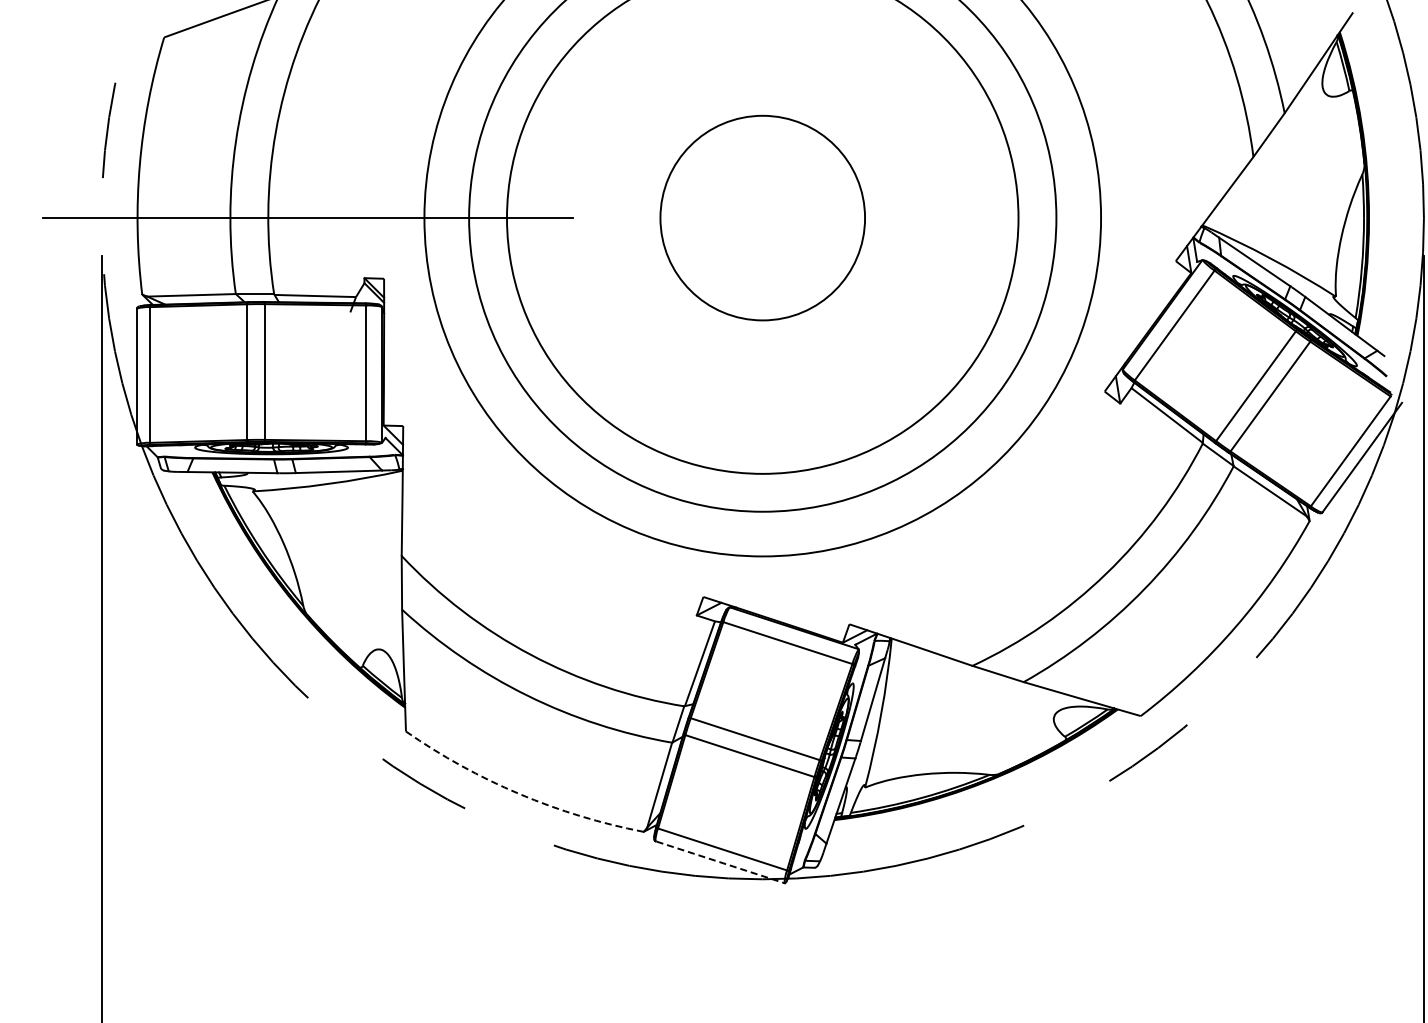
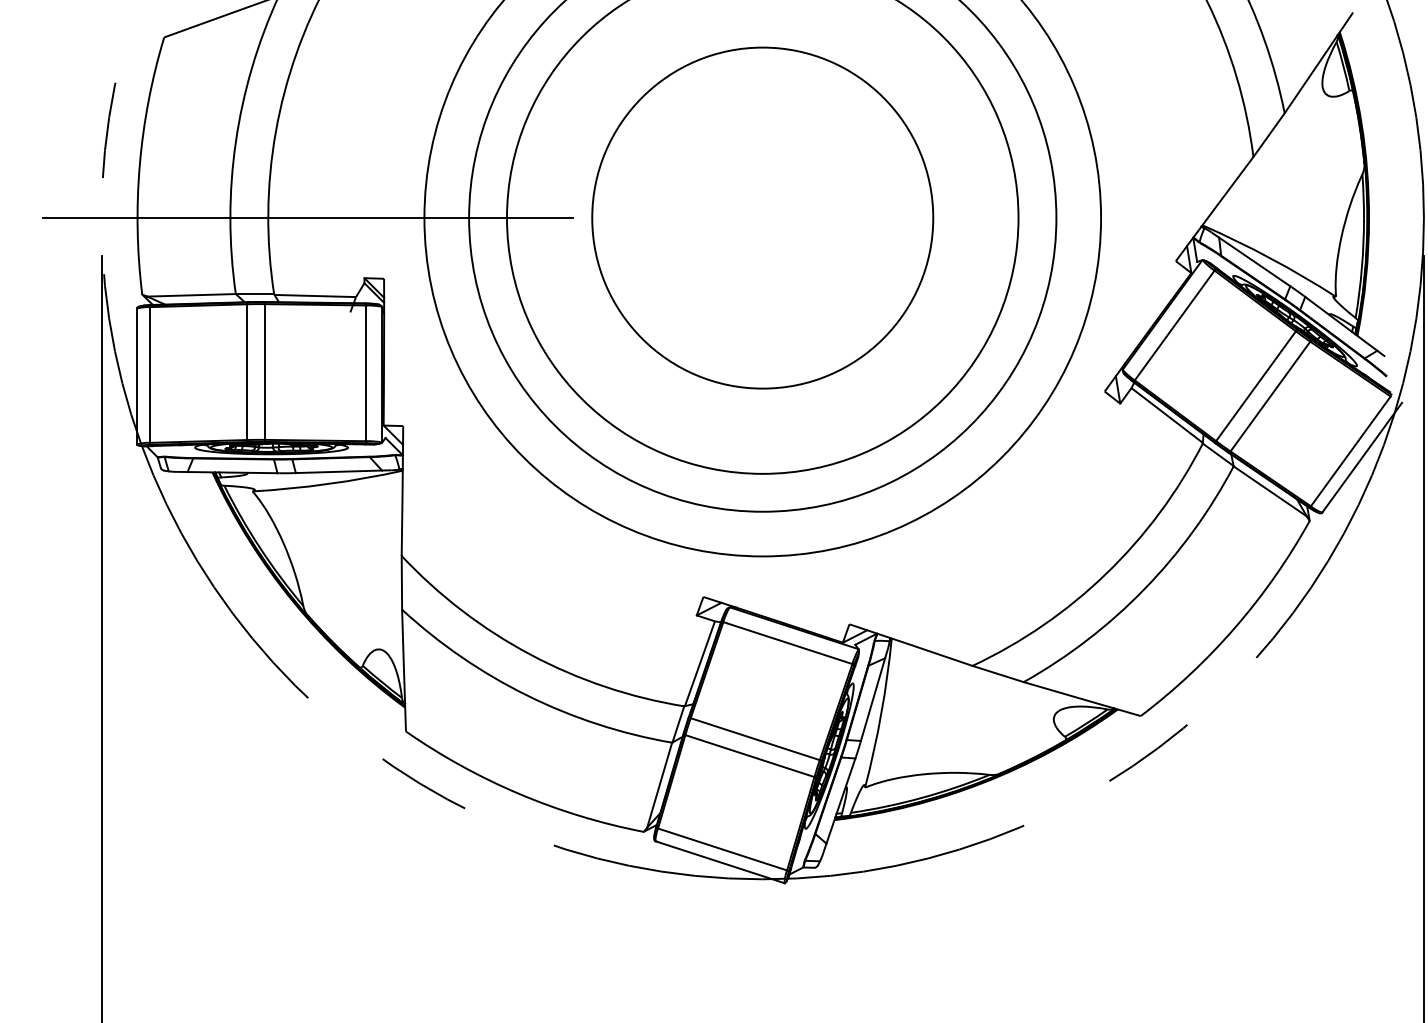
circle diameter: 205 px -> 341 px (762, 217)
arc: dashed -> solid (519, 794)
line: dashed -> solid (721, 862)
